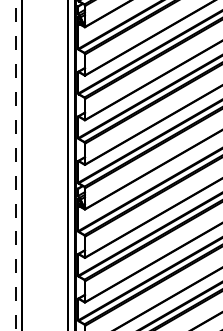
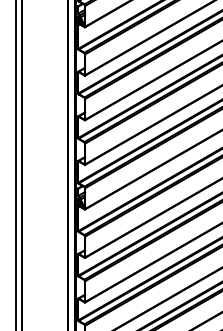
line: dashed -> solid (15, 165)
